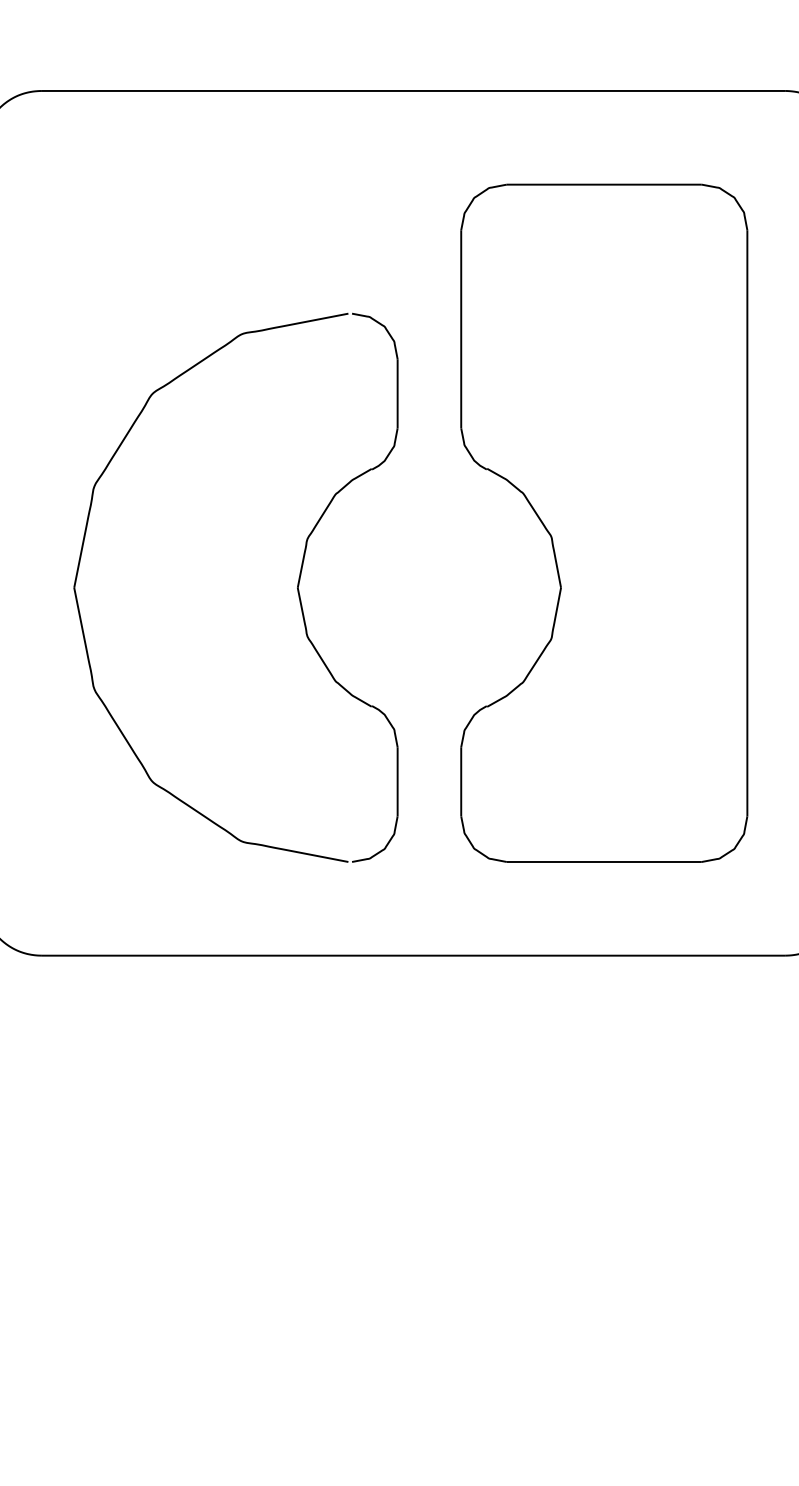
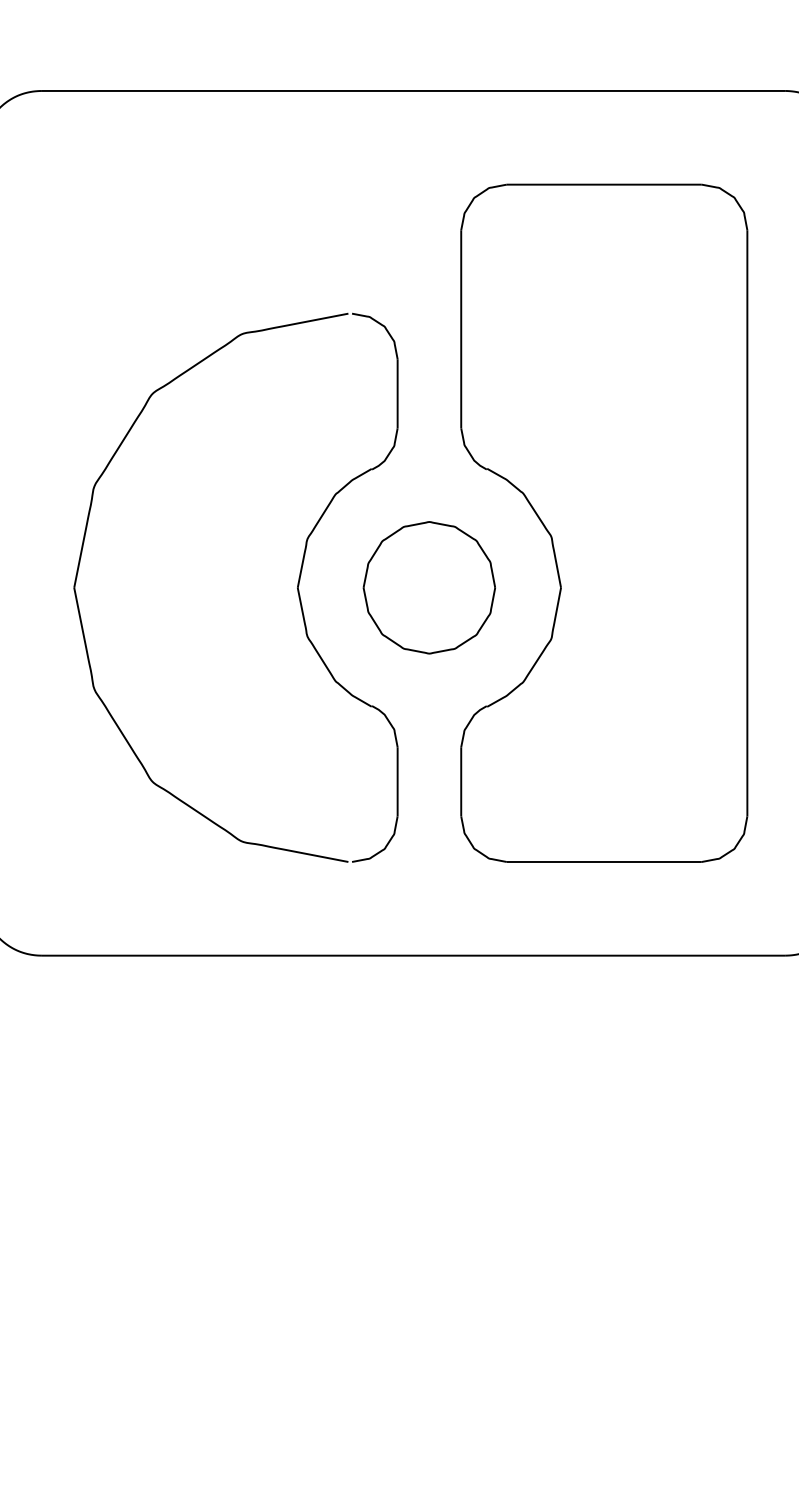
part: none -> present (428, 587)
